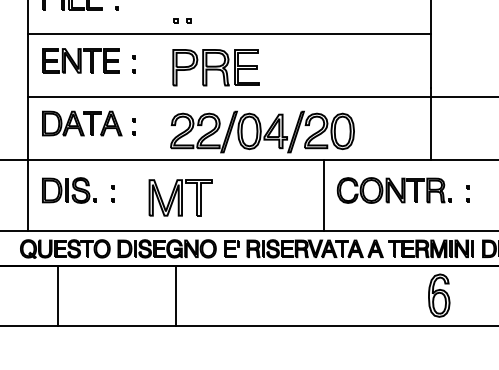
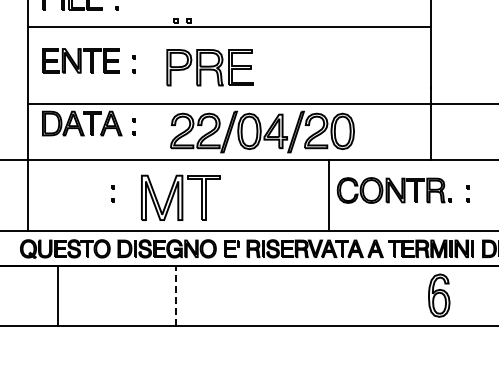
line position: (229, 34) -> (229, 27) (229, 27)
part position: (215, 67) -> (209, 67) (209, 67)
line position: (261, 97) -> (261, 104) (261, 104)
part: present -> none (69, 190)
line position: (324, 194) -> (329, 194) (329, 194)
part size: 65x38 px -> 80x47 px (180, 197)
line: solid -> dashed (176, 296)
